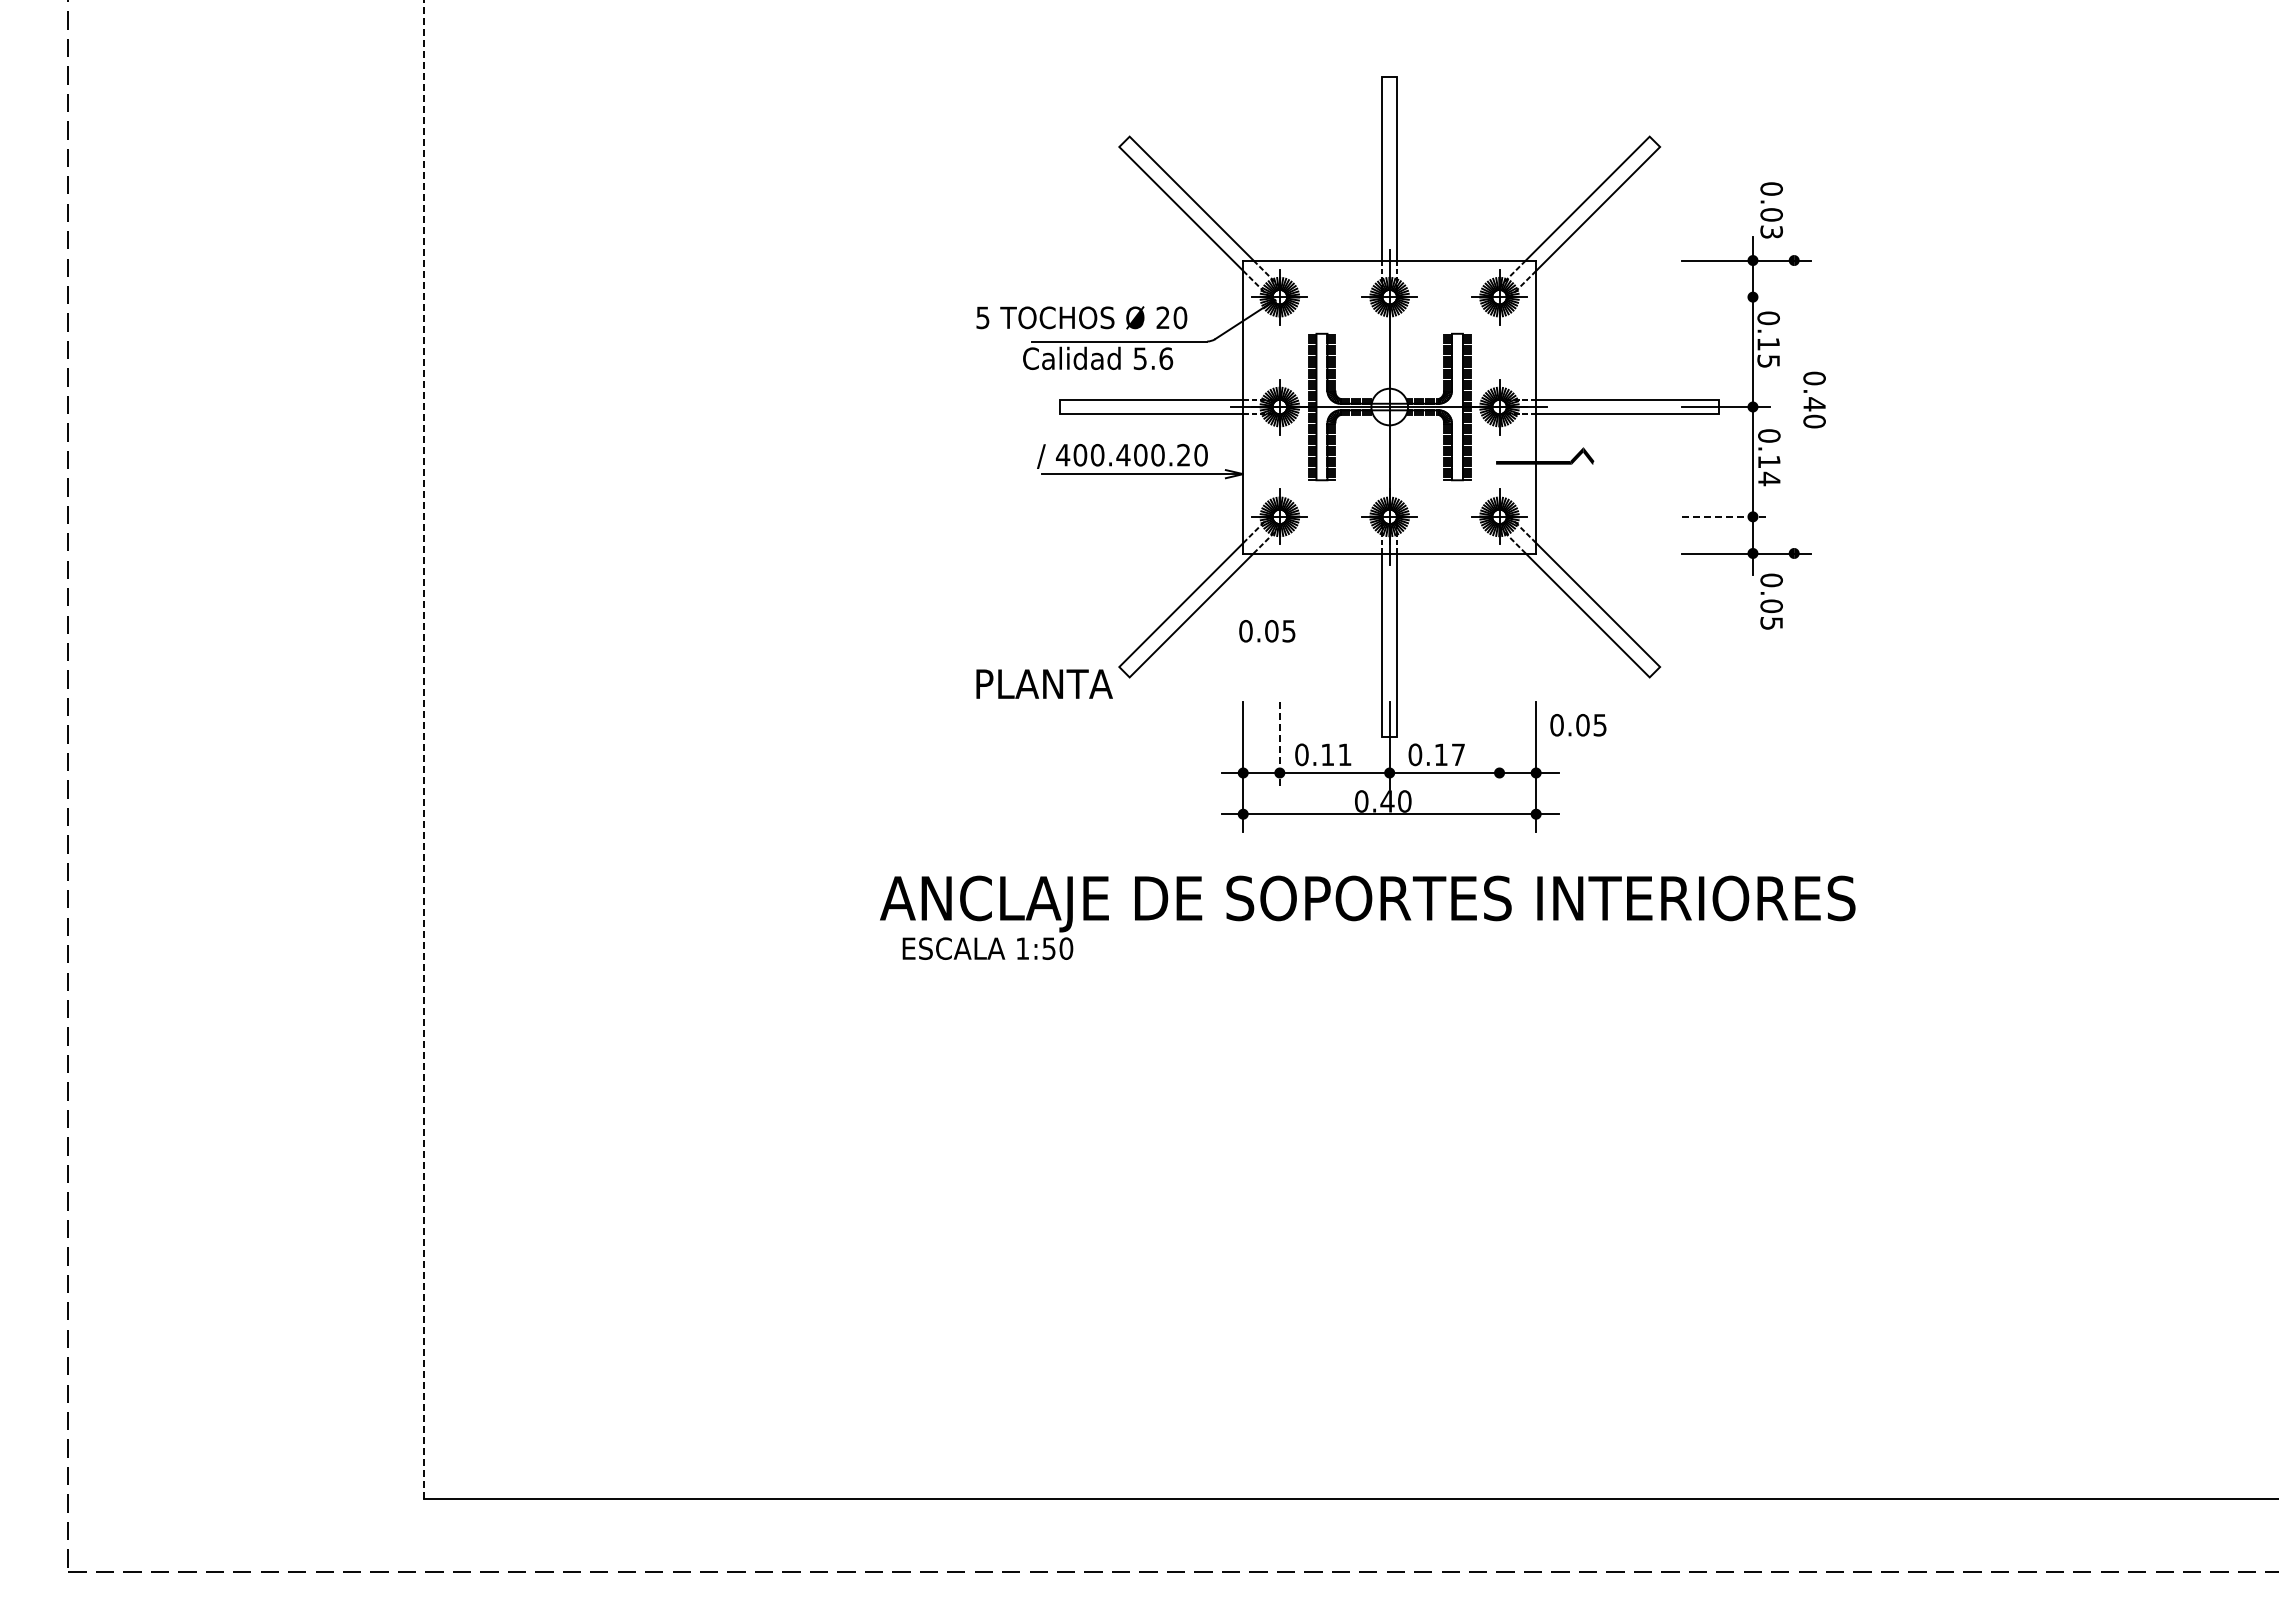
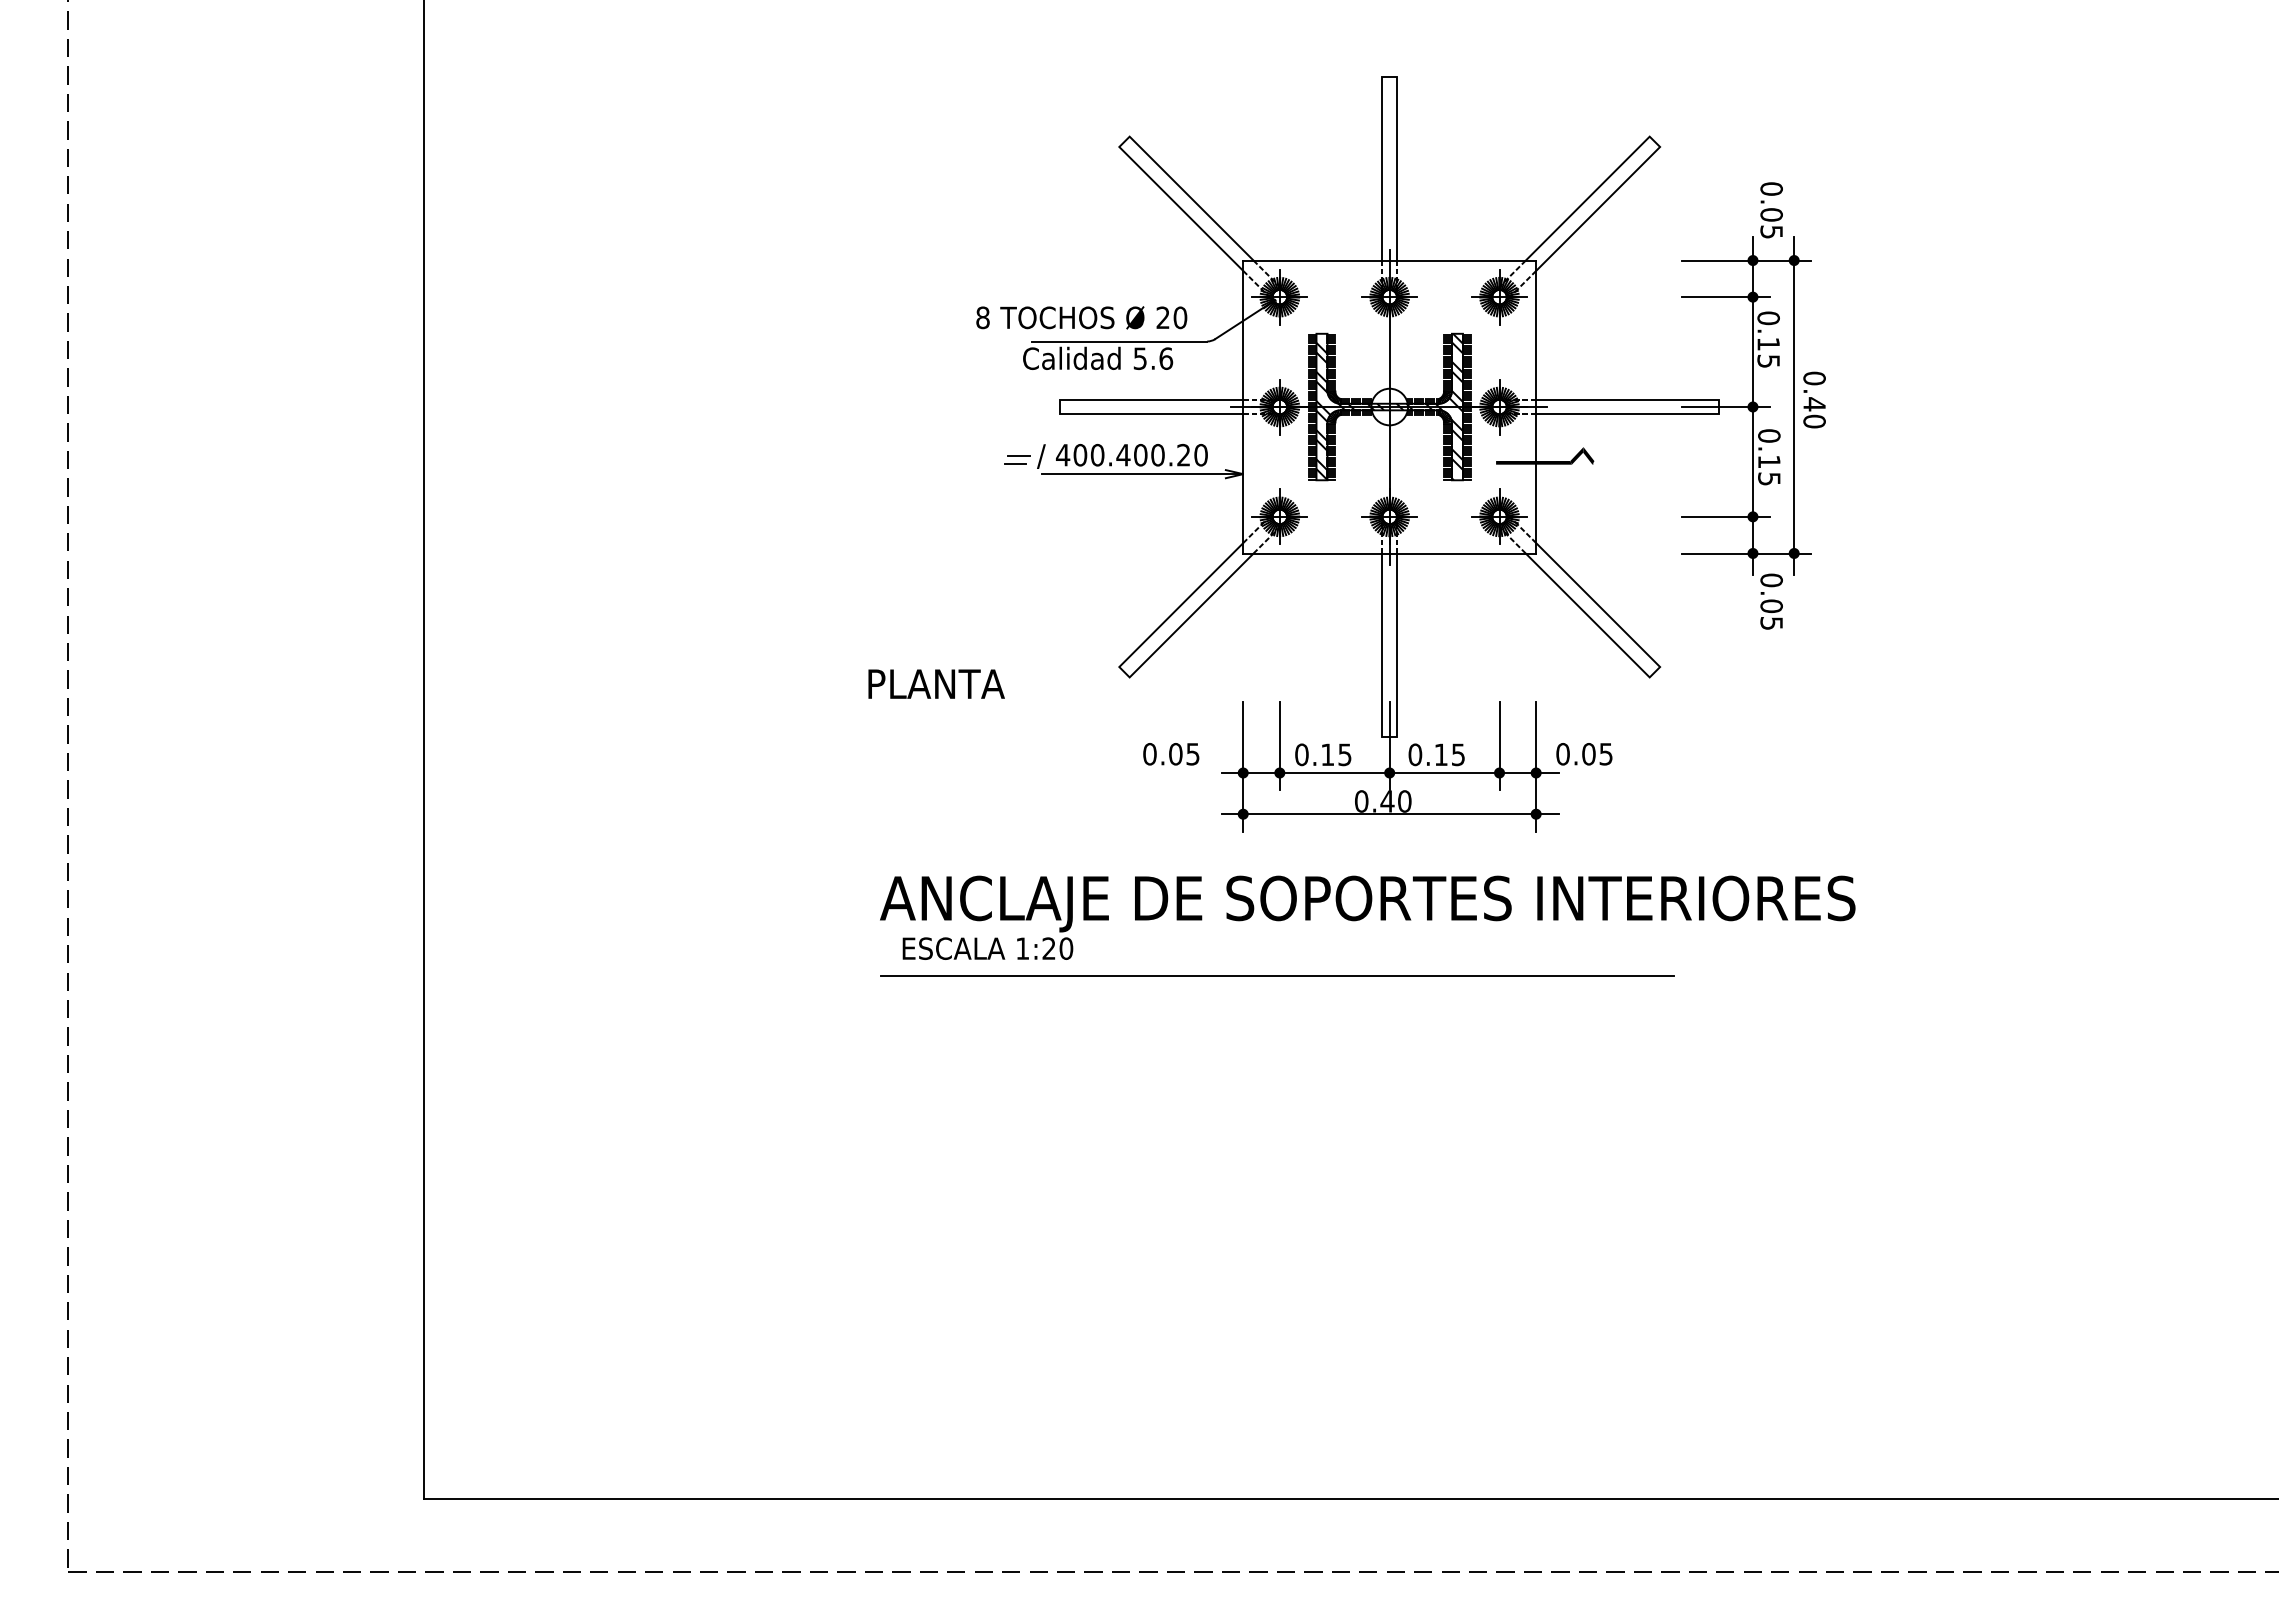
text: 0.03 -> 0.05 (1771, 232)
line: none -> present (1726, 297)
text: 5 -> 8 (982, 317)
line: none -> present (1794, 405)
hatch: none -> present (1389, 406)
part: none -> present (1017, 459)
text: 0.14 -> 0.15 (1769, 478)
line: dashed -> solid (1726, 516)
text position: (1267, 631) -> (1171, 754) (1171, 754)
text position: (1044, 683) -> (936, 683) (936, 683)
text position: (1578, 725) -> (1584, 754) (1584, 754)
line: dashed -> solid (1279, 746)
line: none -> present (1499, 746)
line: dashed -> solid (423, 749)
text: 0.11 -> 0.15 (1344, 754)
text: 0.17 -> 0.15 (1458, 754)
text: 1:50 -> 1:20 (1048, 948)
line: none -> present (1277, 975)
